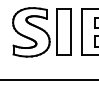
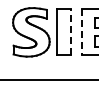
line: solid -> dashed (71, 31)
line: solid -> dashed (81, 32)
